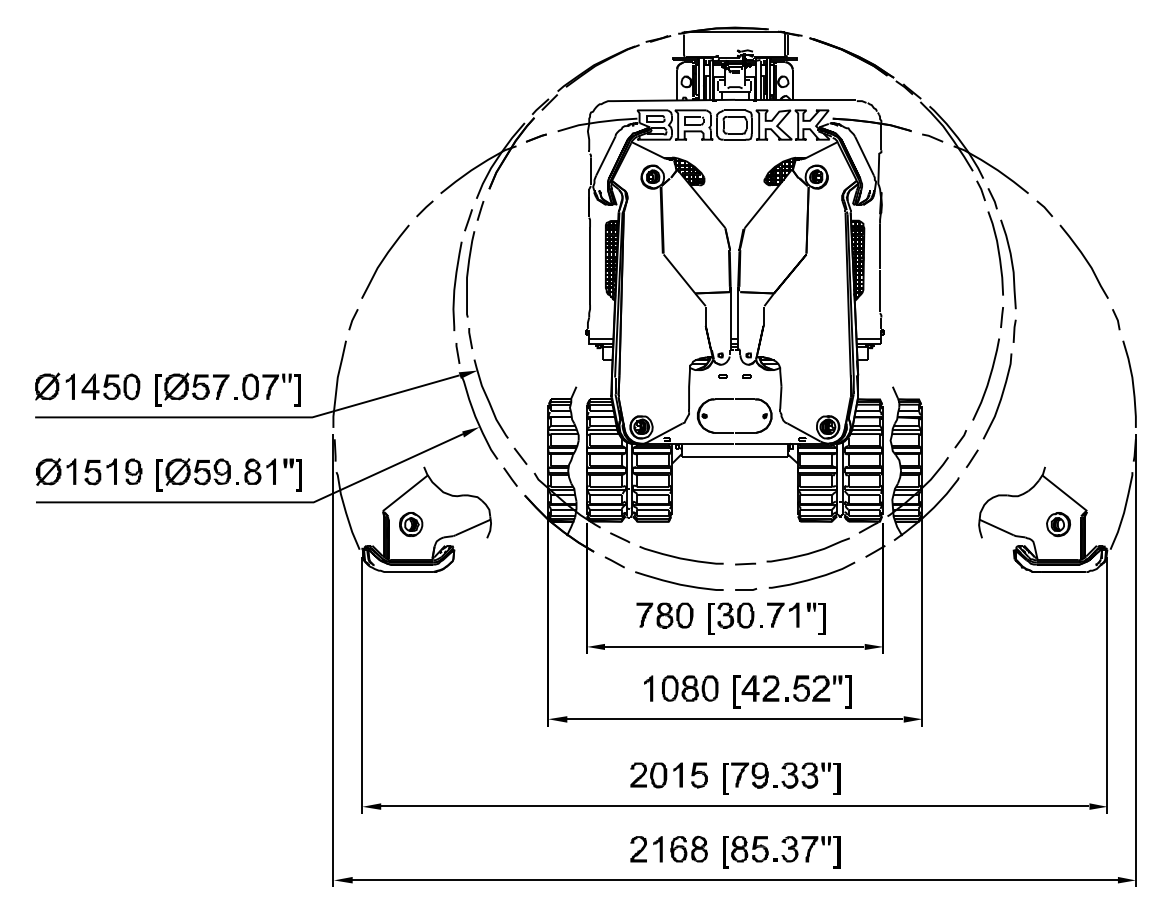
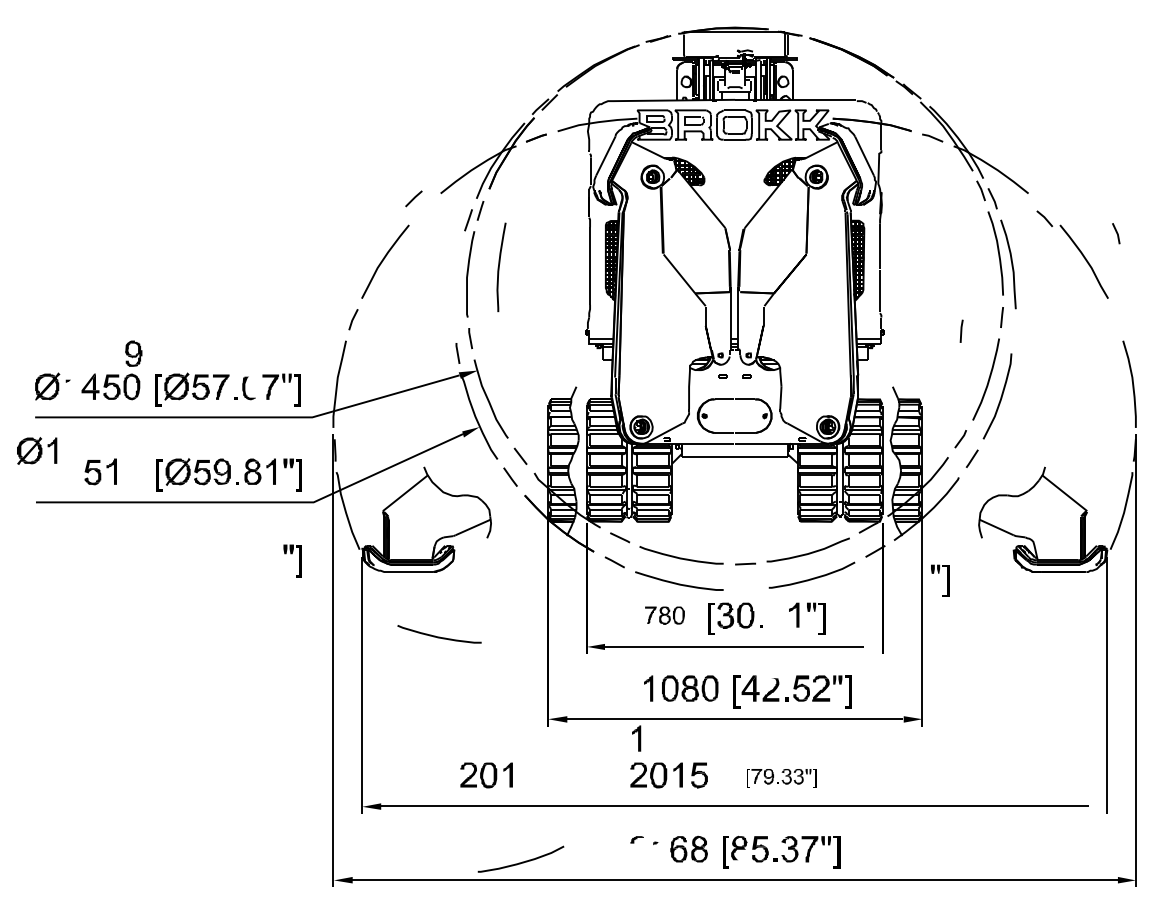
line position: (424, 208) -> (413, 198) (413, 198)
line position: (1044, 208) -> (1044, 218) (1044, 218)
curve position: (455, 286) -> (499, 267) (499, 267)
line position: (1116, 319) -> (1116, 233) (1116, 233)
line position: (1014, 330) -> (961, 330) (961, 330)
fill: present -> none (251, 385)
fill: present -> none (70, 386)
part position: (56, 471) -> (37, 450) (37, 450)
part position: (133, 471) -> (133, 353) (133, 353)
part: present -> none (411, 524)
part: present -> none (1058, 524)
part: none -> present (292, 560)
part: none -> present (947, 580)
line: present -> none (746, 589)
fill: present -> none (775, 614)
part size: 58x27 px -> 40x19 px (664, 615)
curve: none -> present (439, 636)
fill: present -> none (873, 646)
fill: present -> none (770, 678)
part: none -> present (636, 738)
part: none -> present (486, 775)
part size: 118x33 px -> 70x19 px (781, 778)
fill: present -> none (1098, 806)
fill: present -> none (638, 849)
fill: present -> none (658, 849)
fill: present -> none (741, 855)
curve: none -> present (522, 861)
